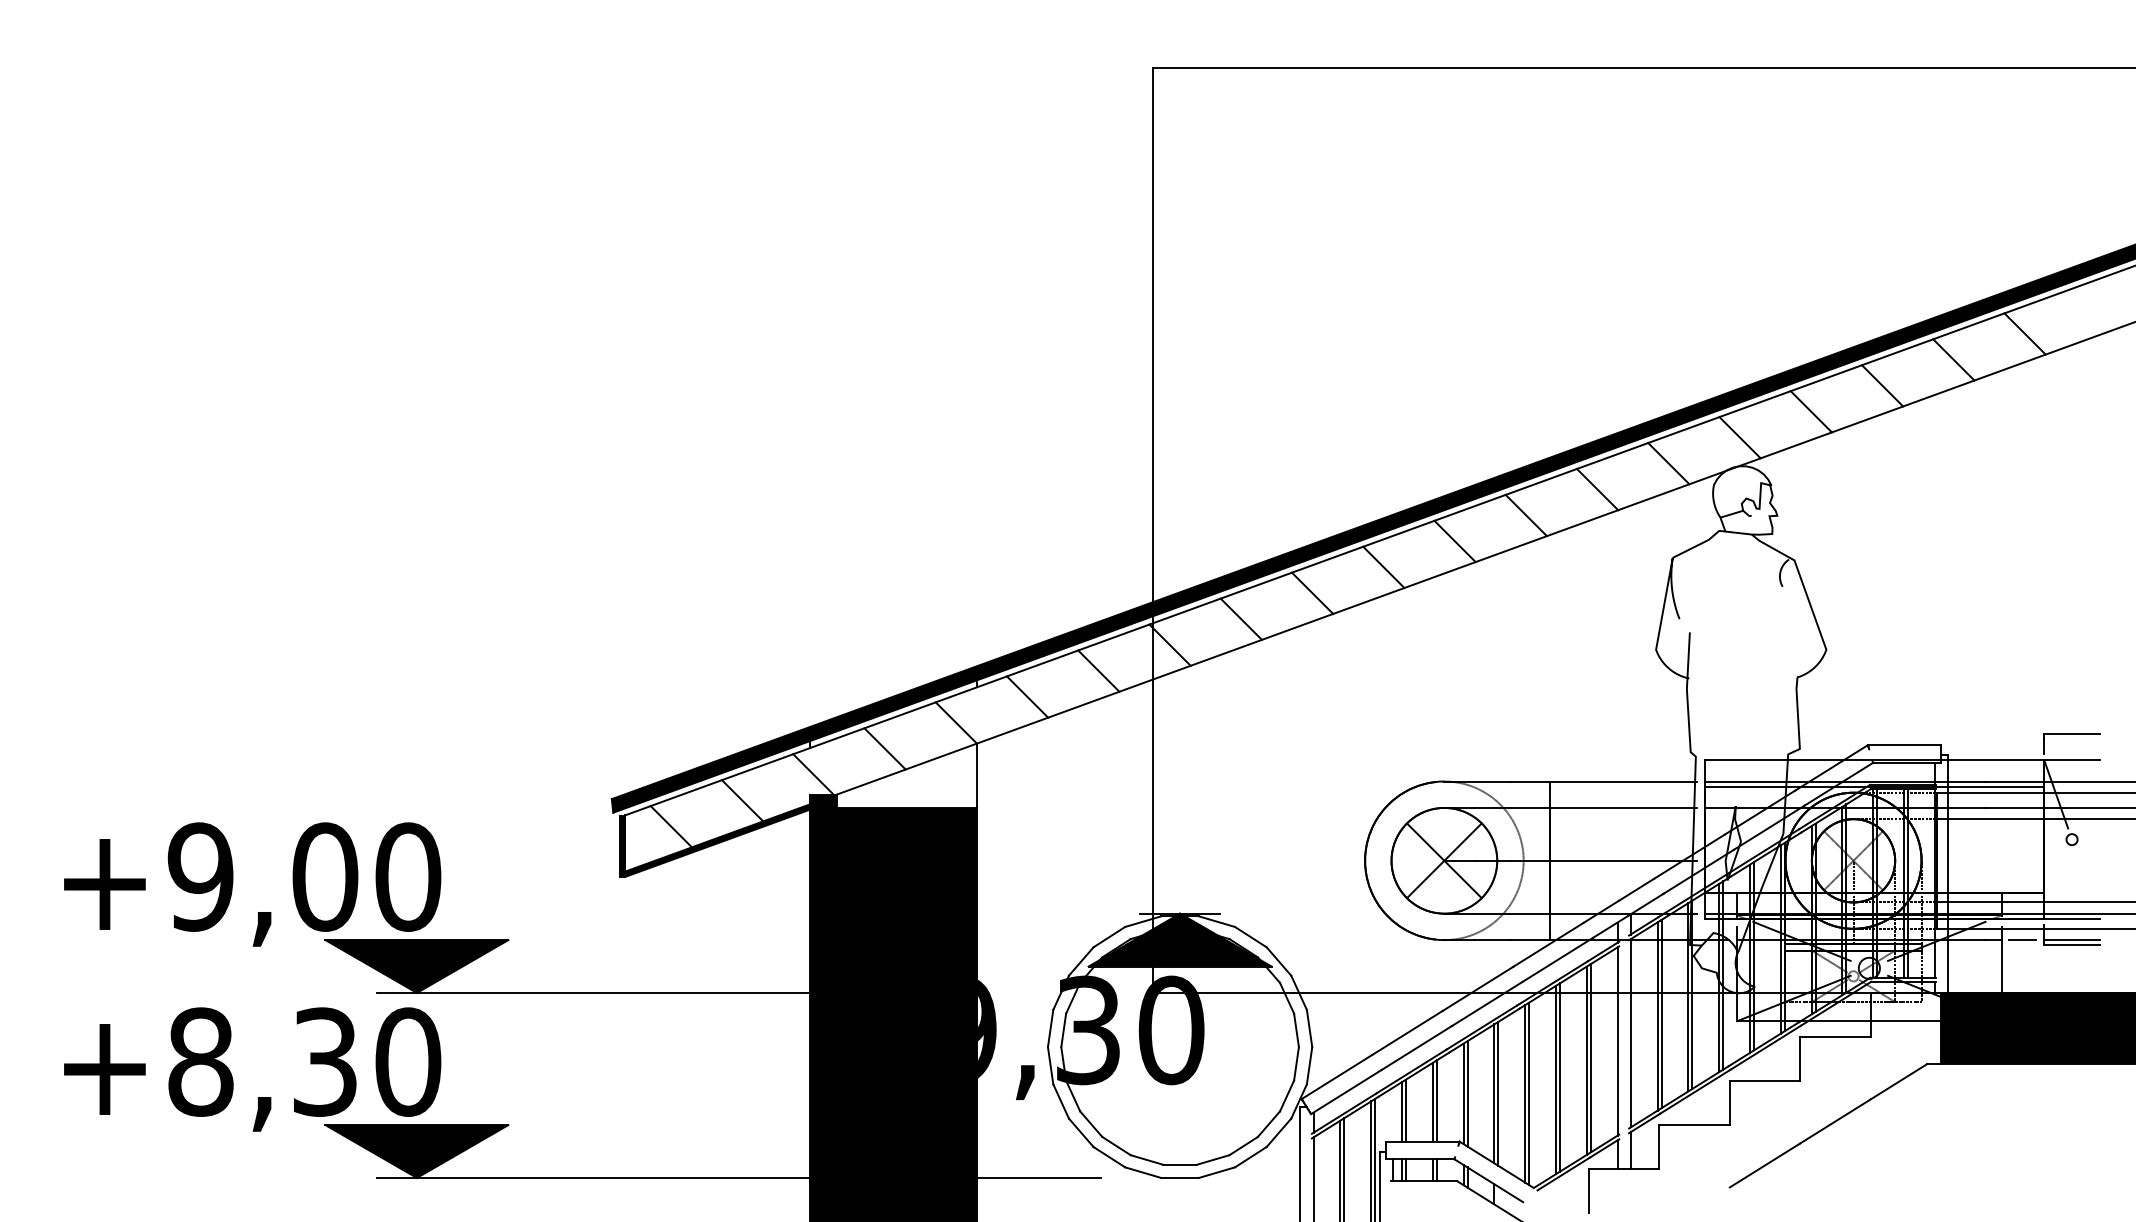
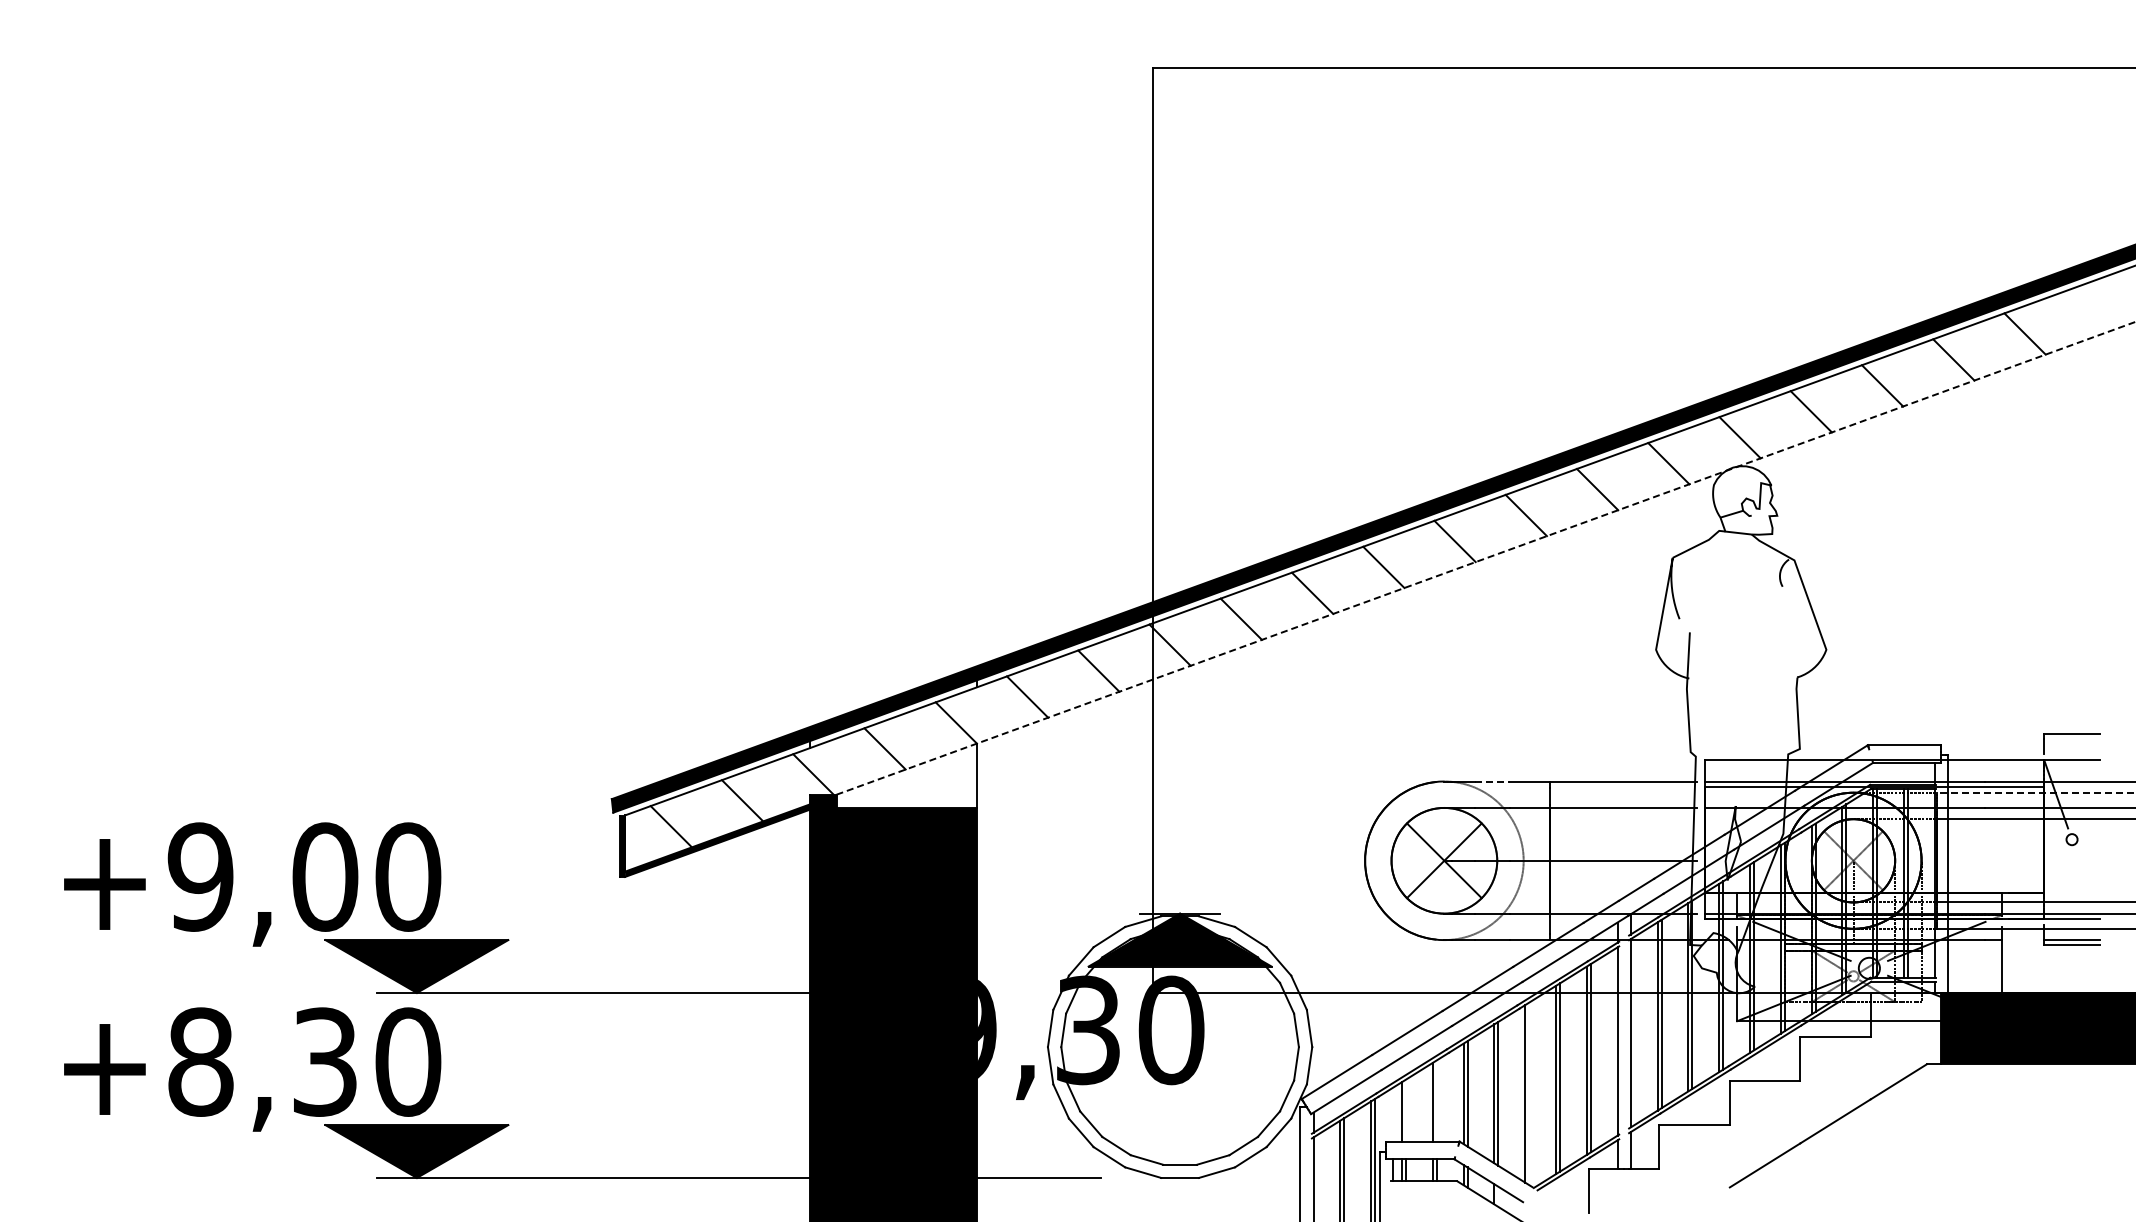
line: solid -> dashed (1486, 558)
line: solid -> dashed (1492, 781)
line: solid -> dashed (2035, 792)
line: present -> none (2022, 940)
line: present -> none (1529, 1093)
line: present -> none (1436, 1100)
line: present -> none (1405, 1110)
